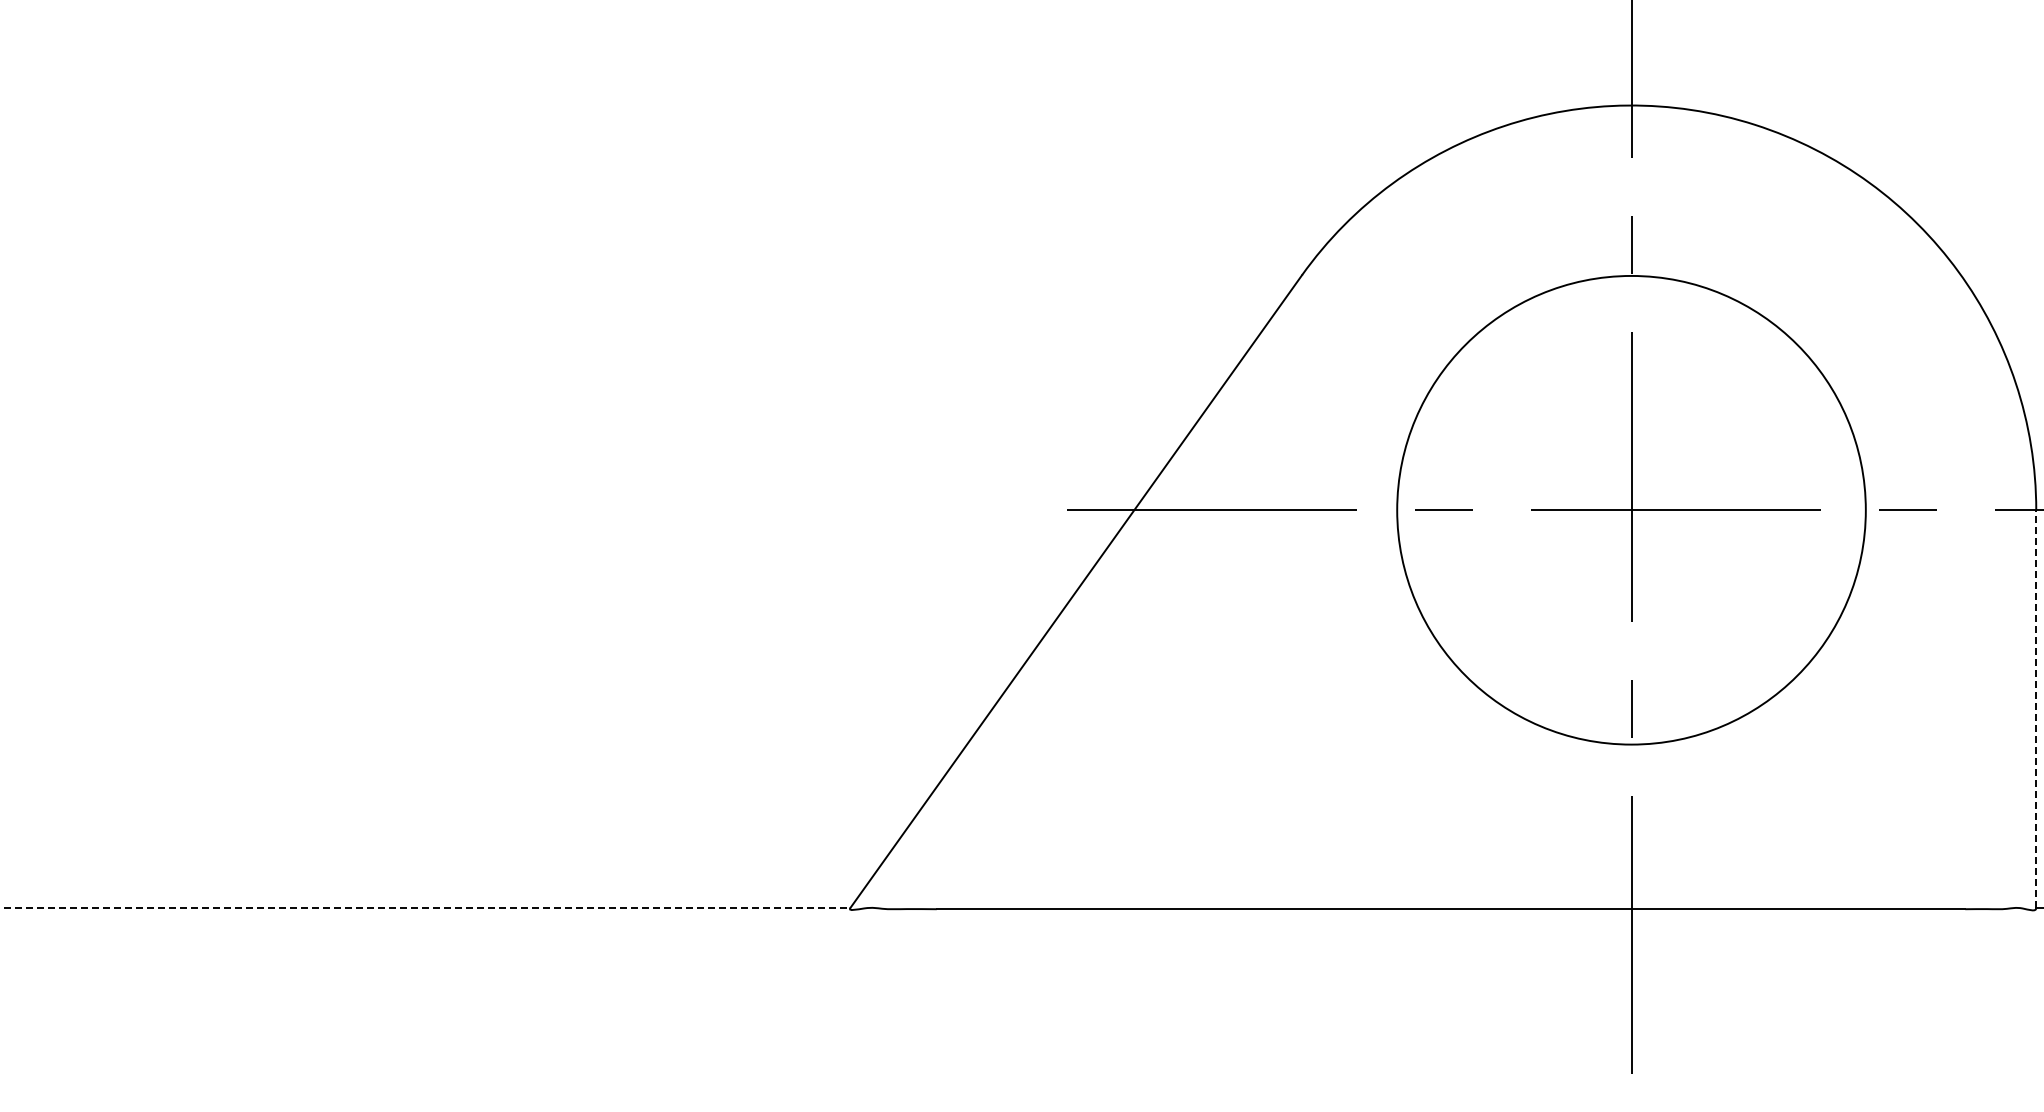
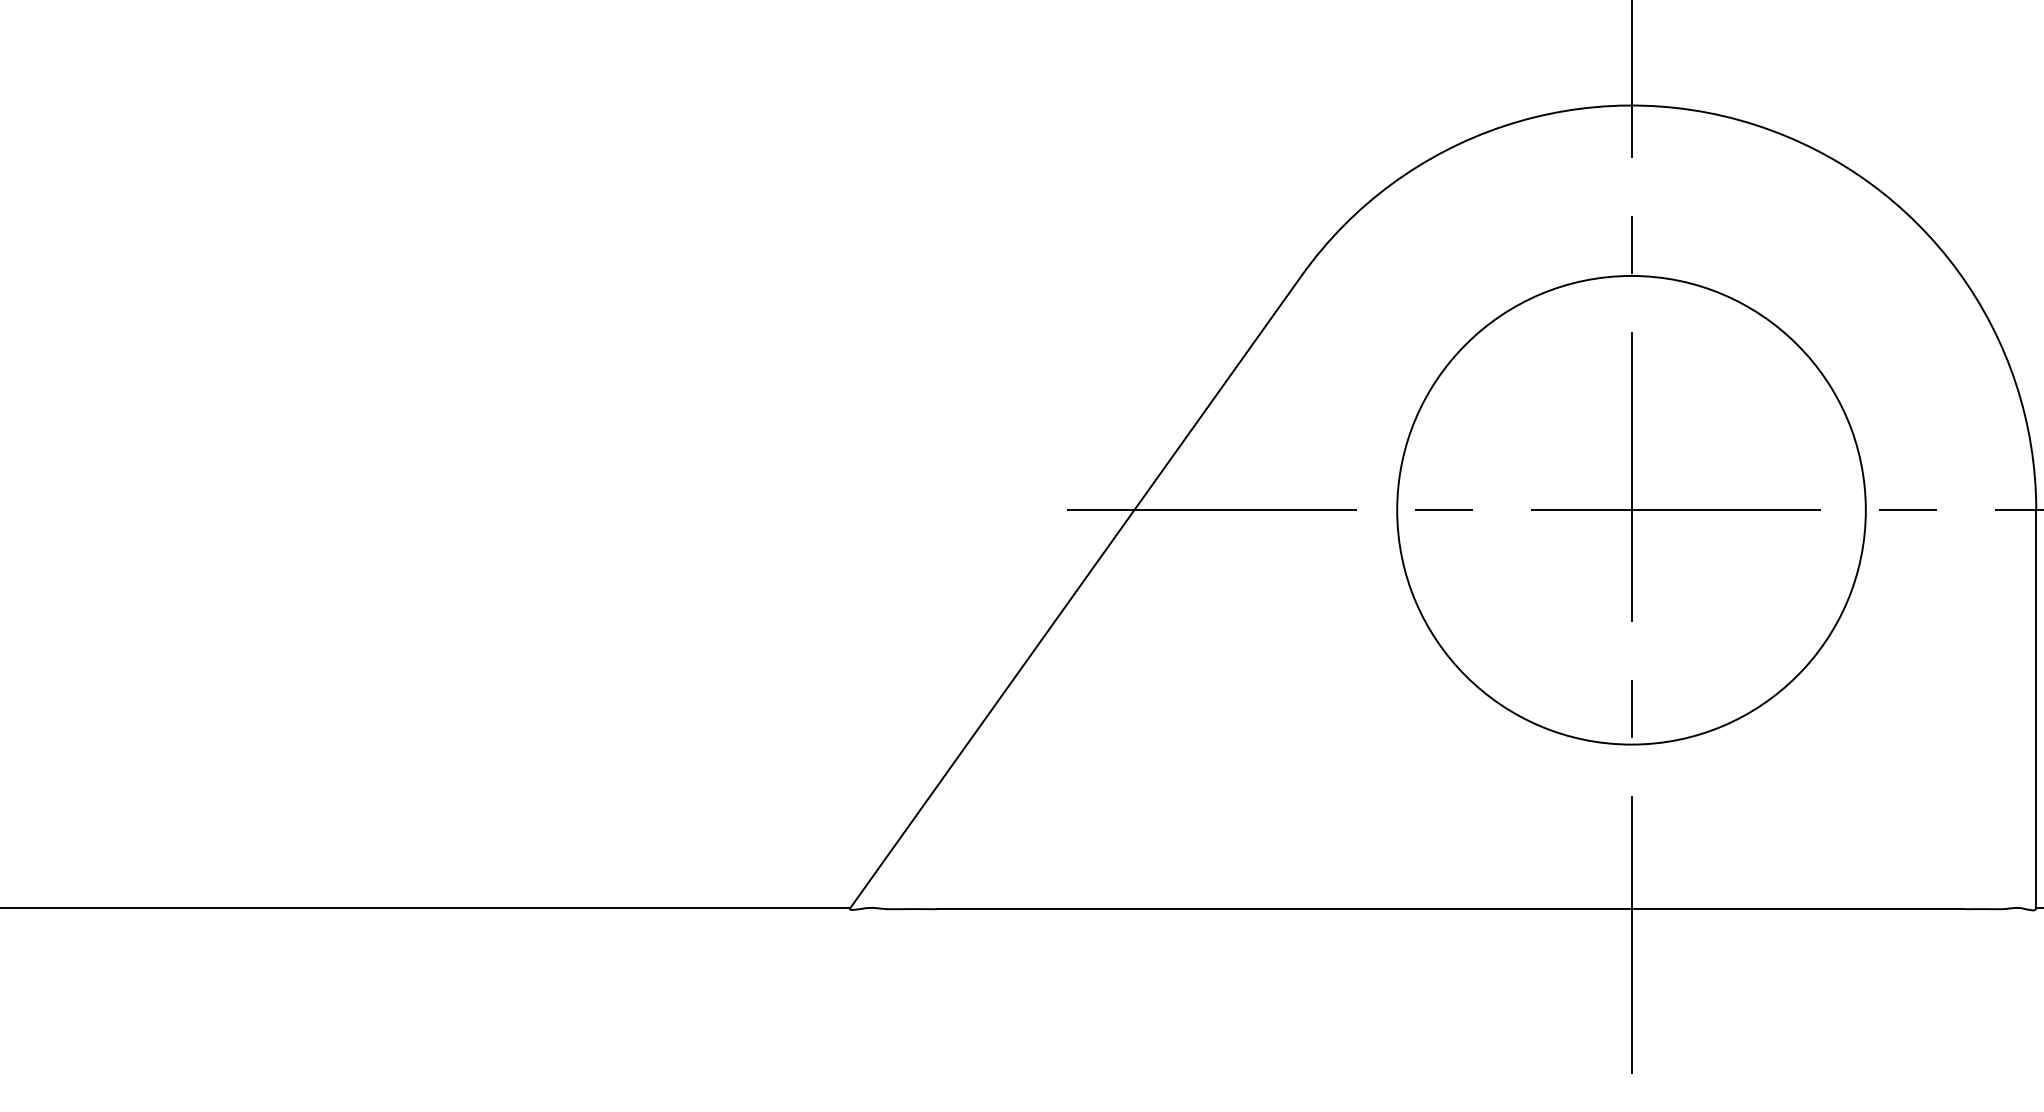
line: dashed -> solid (2036, 709)
line: dashed -> solid (425, 907)
